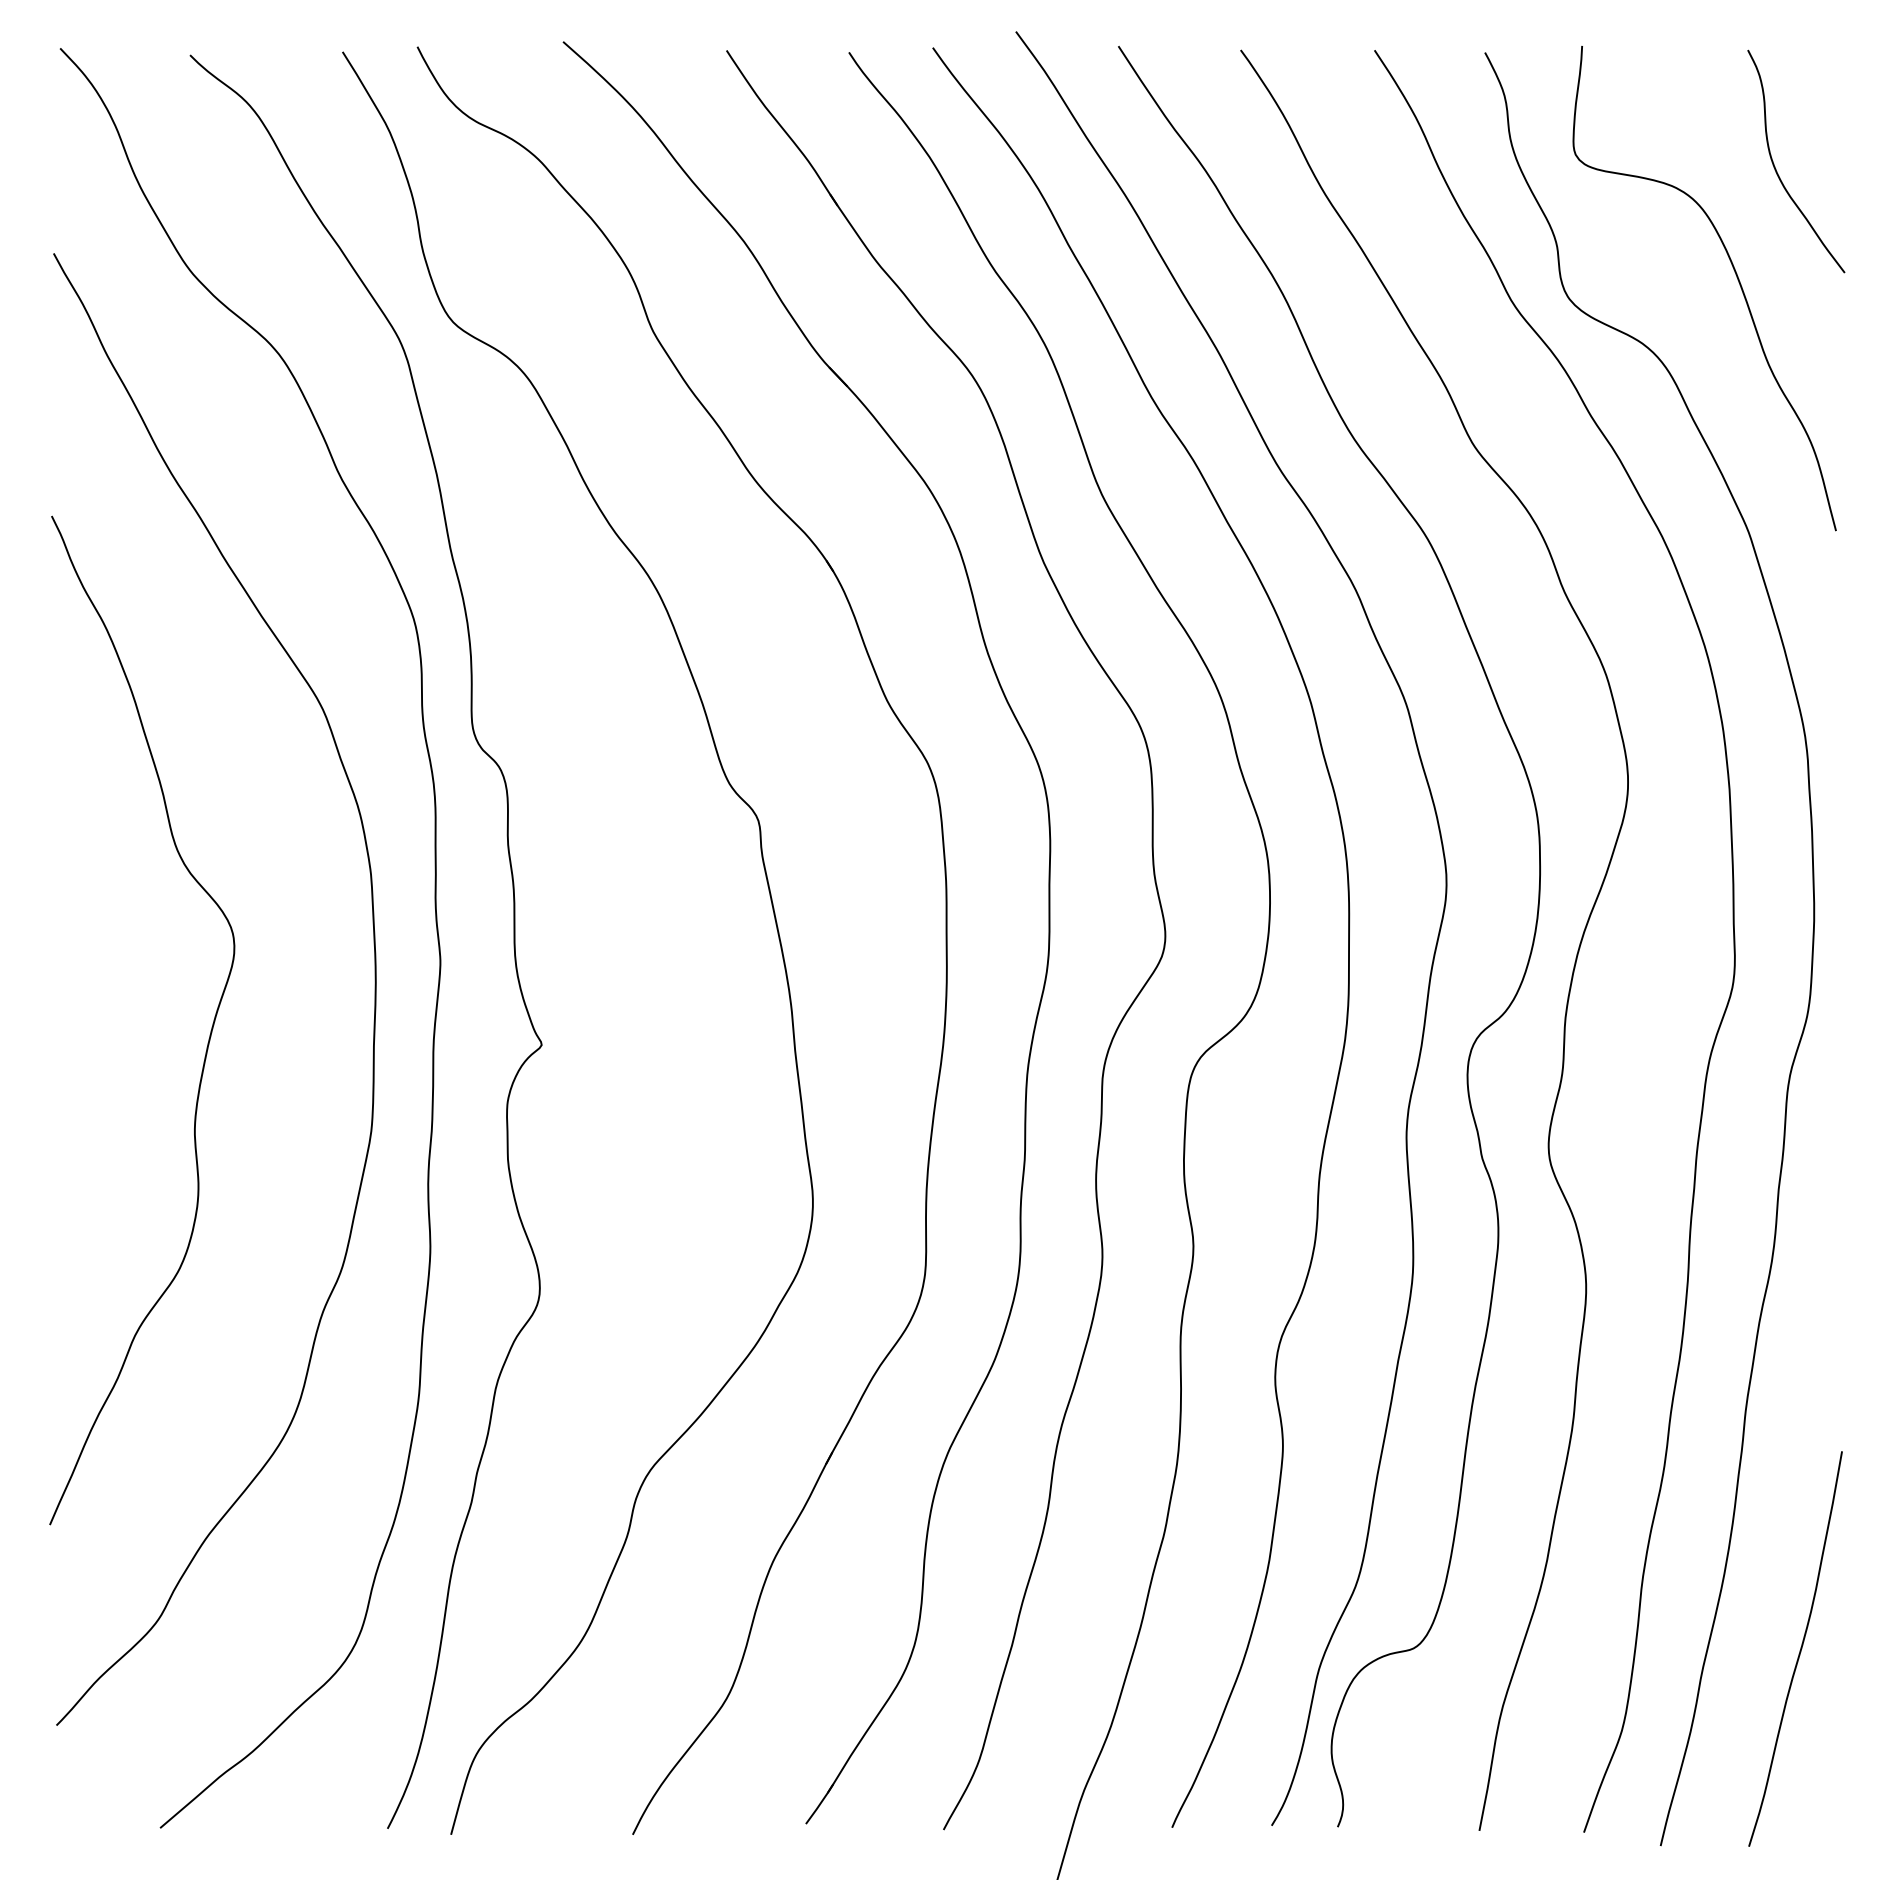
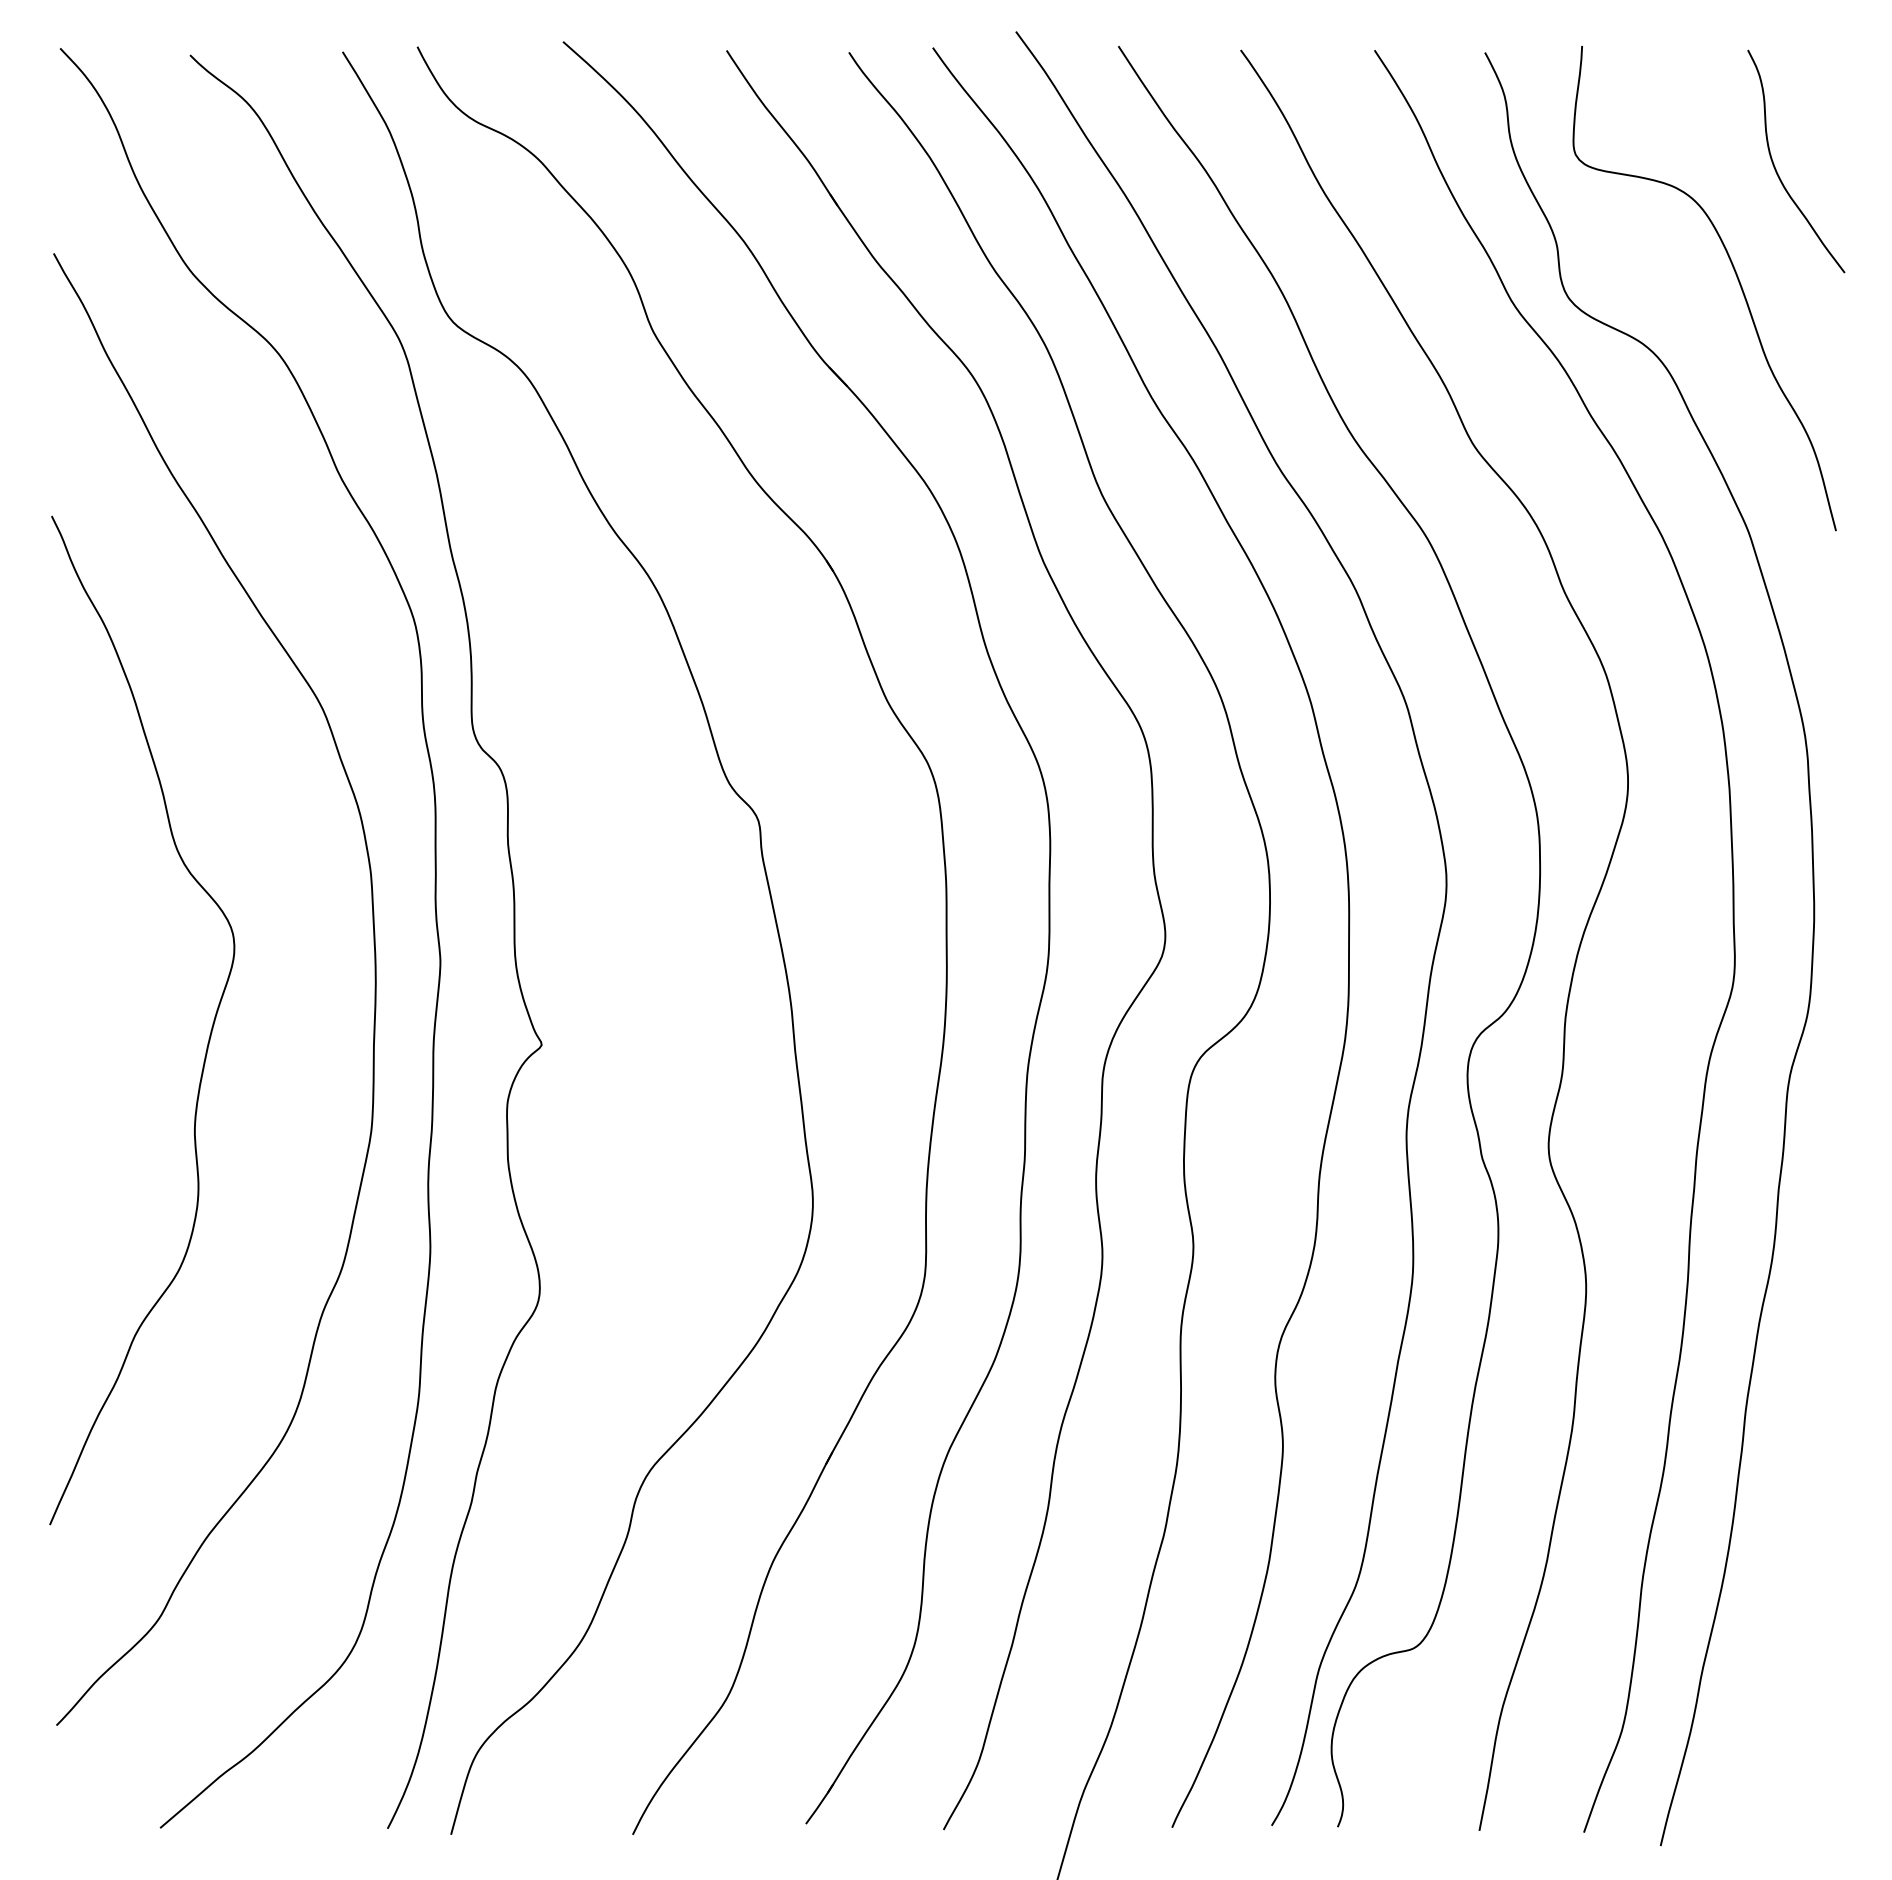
curve: present -> none (1799, 1650)
